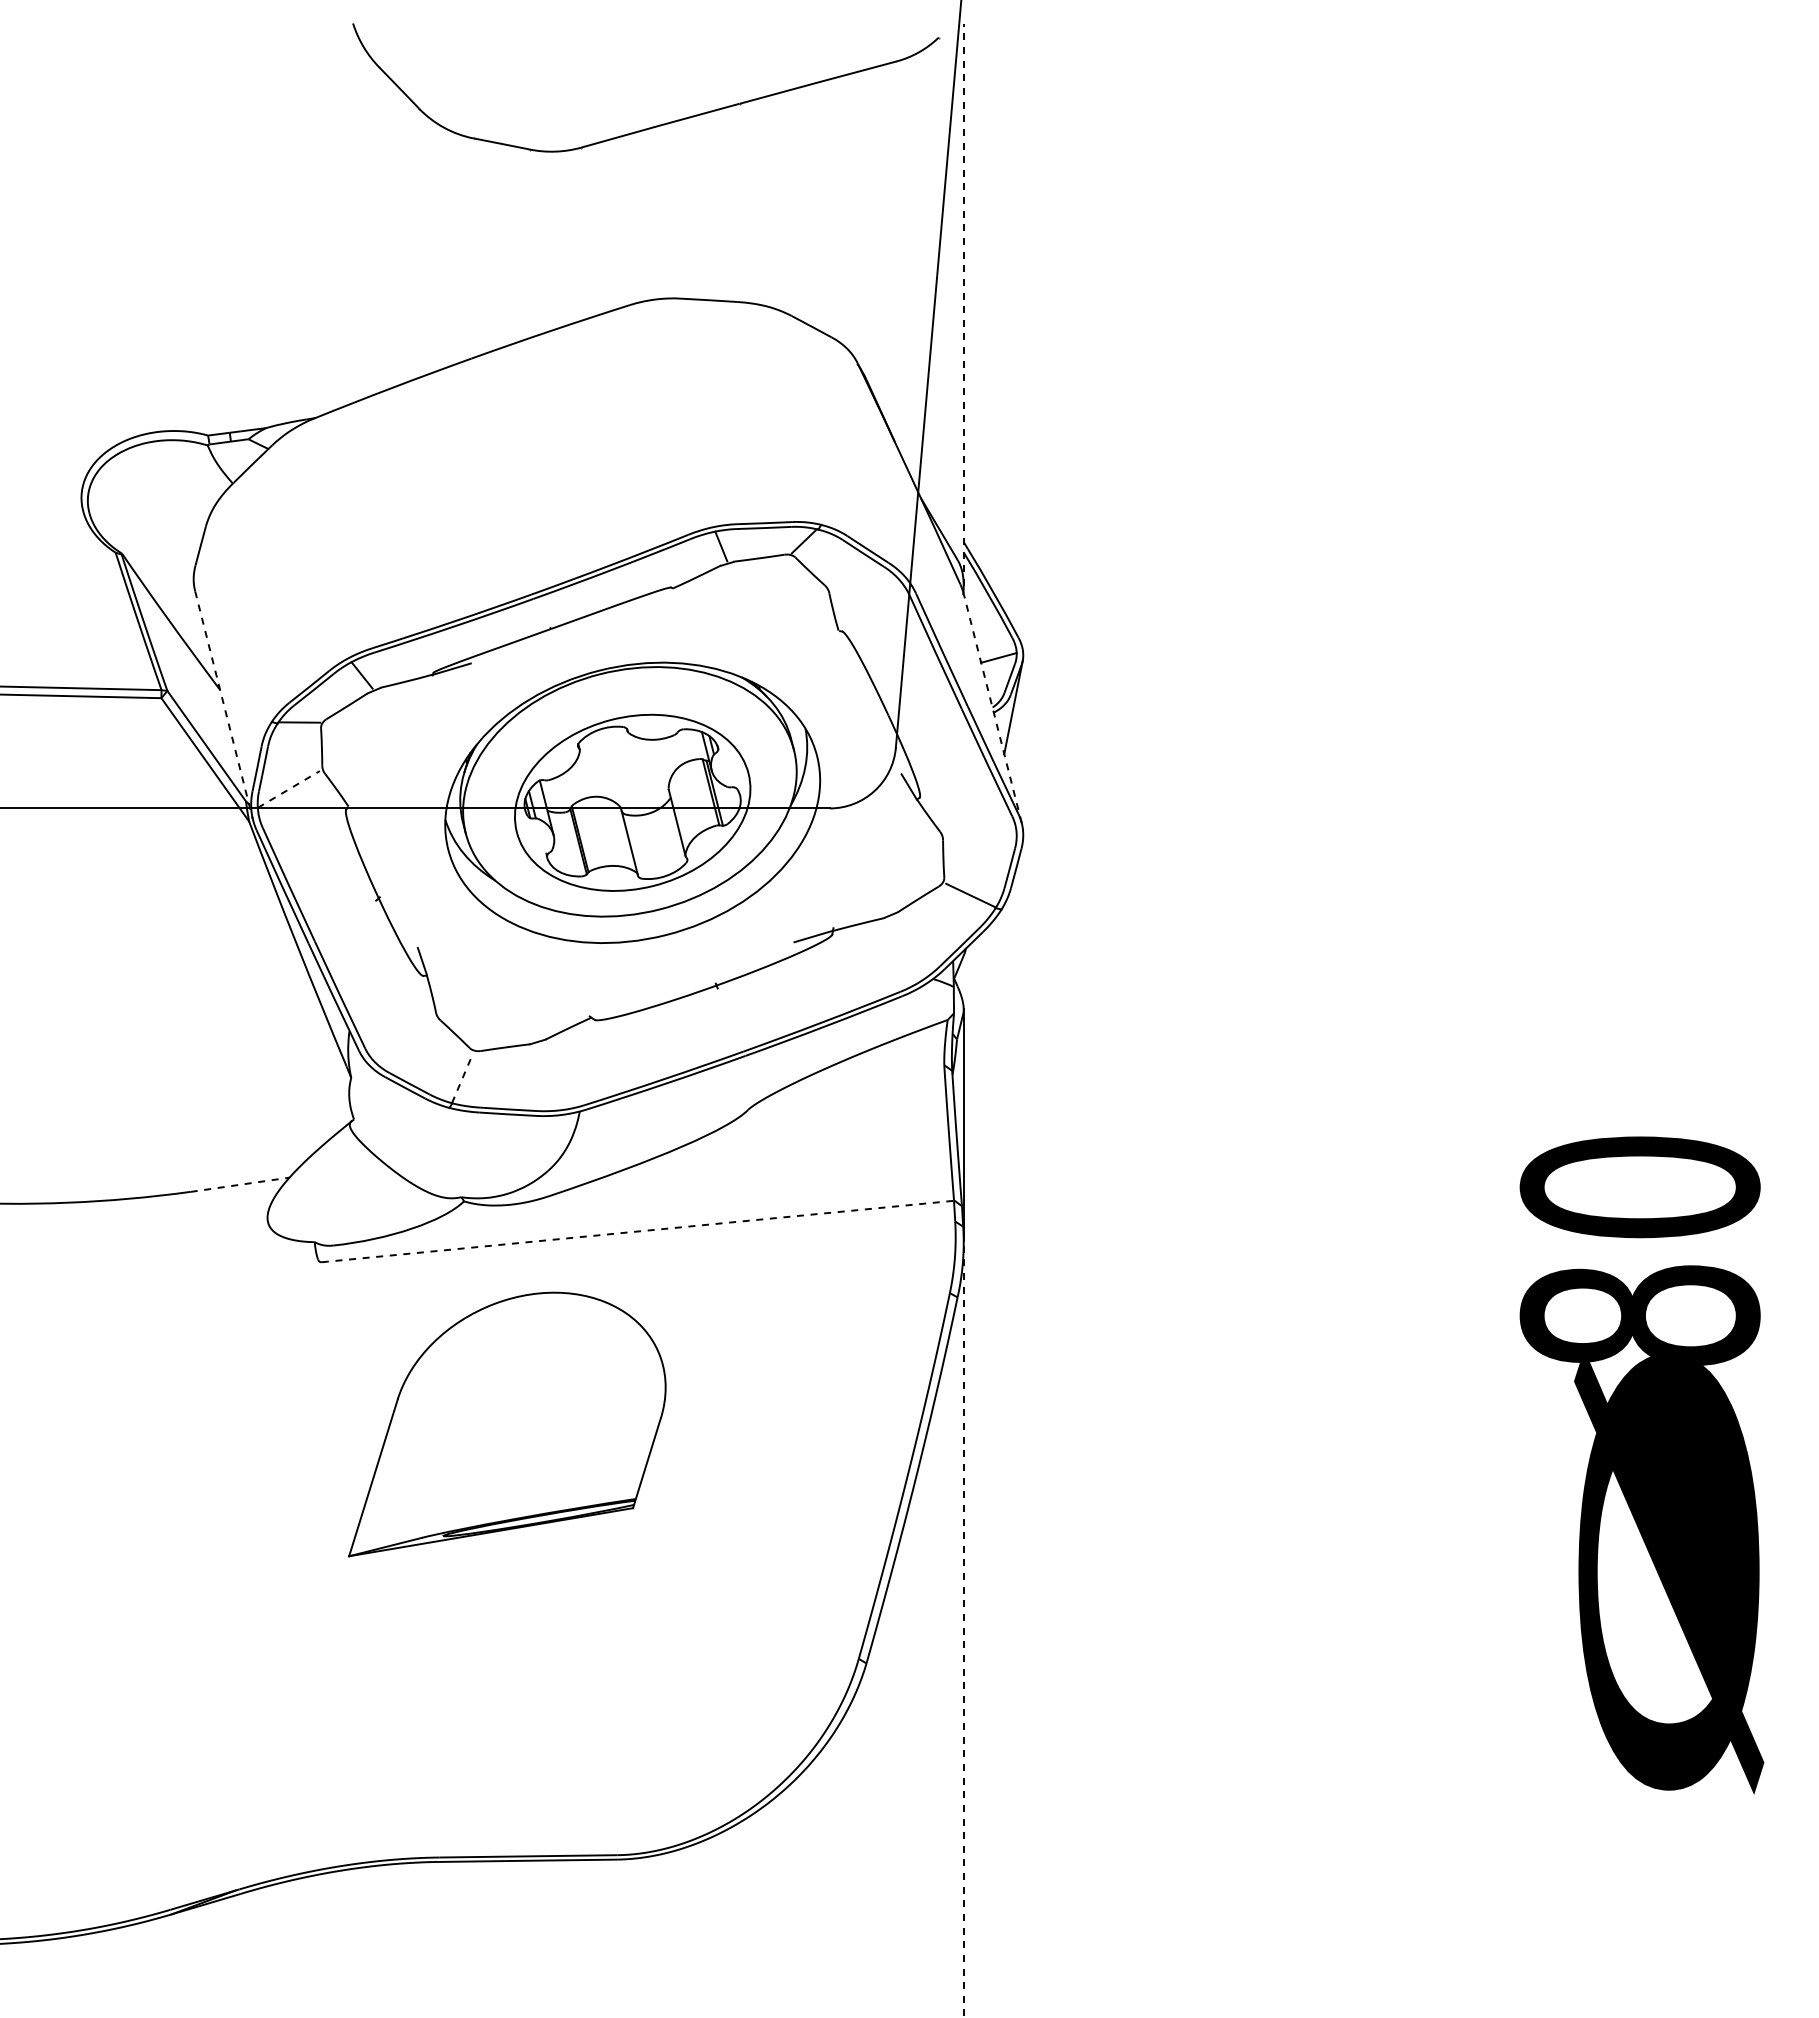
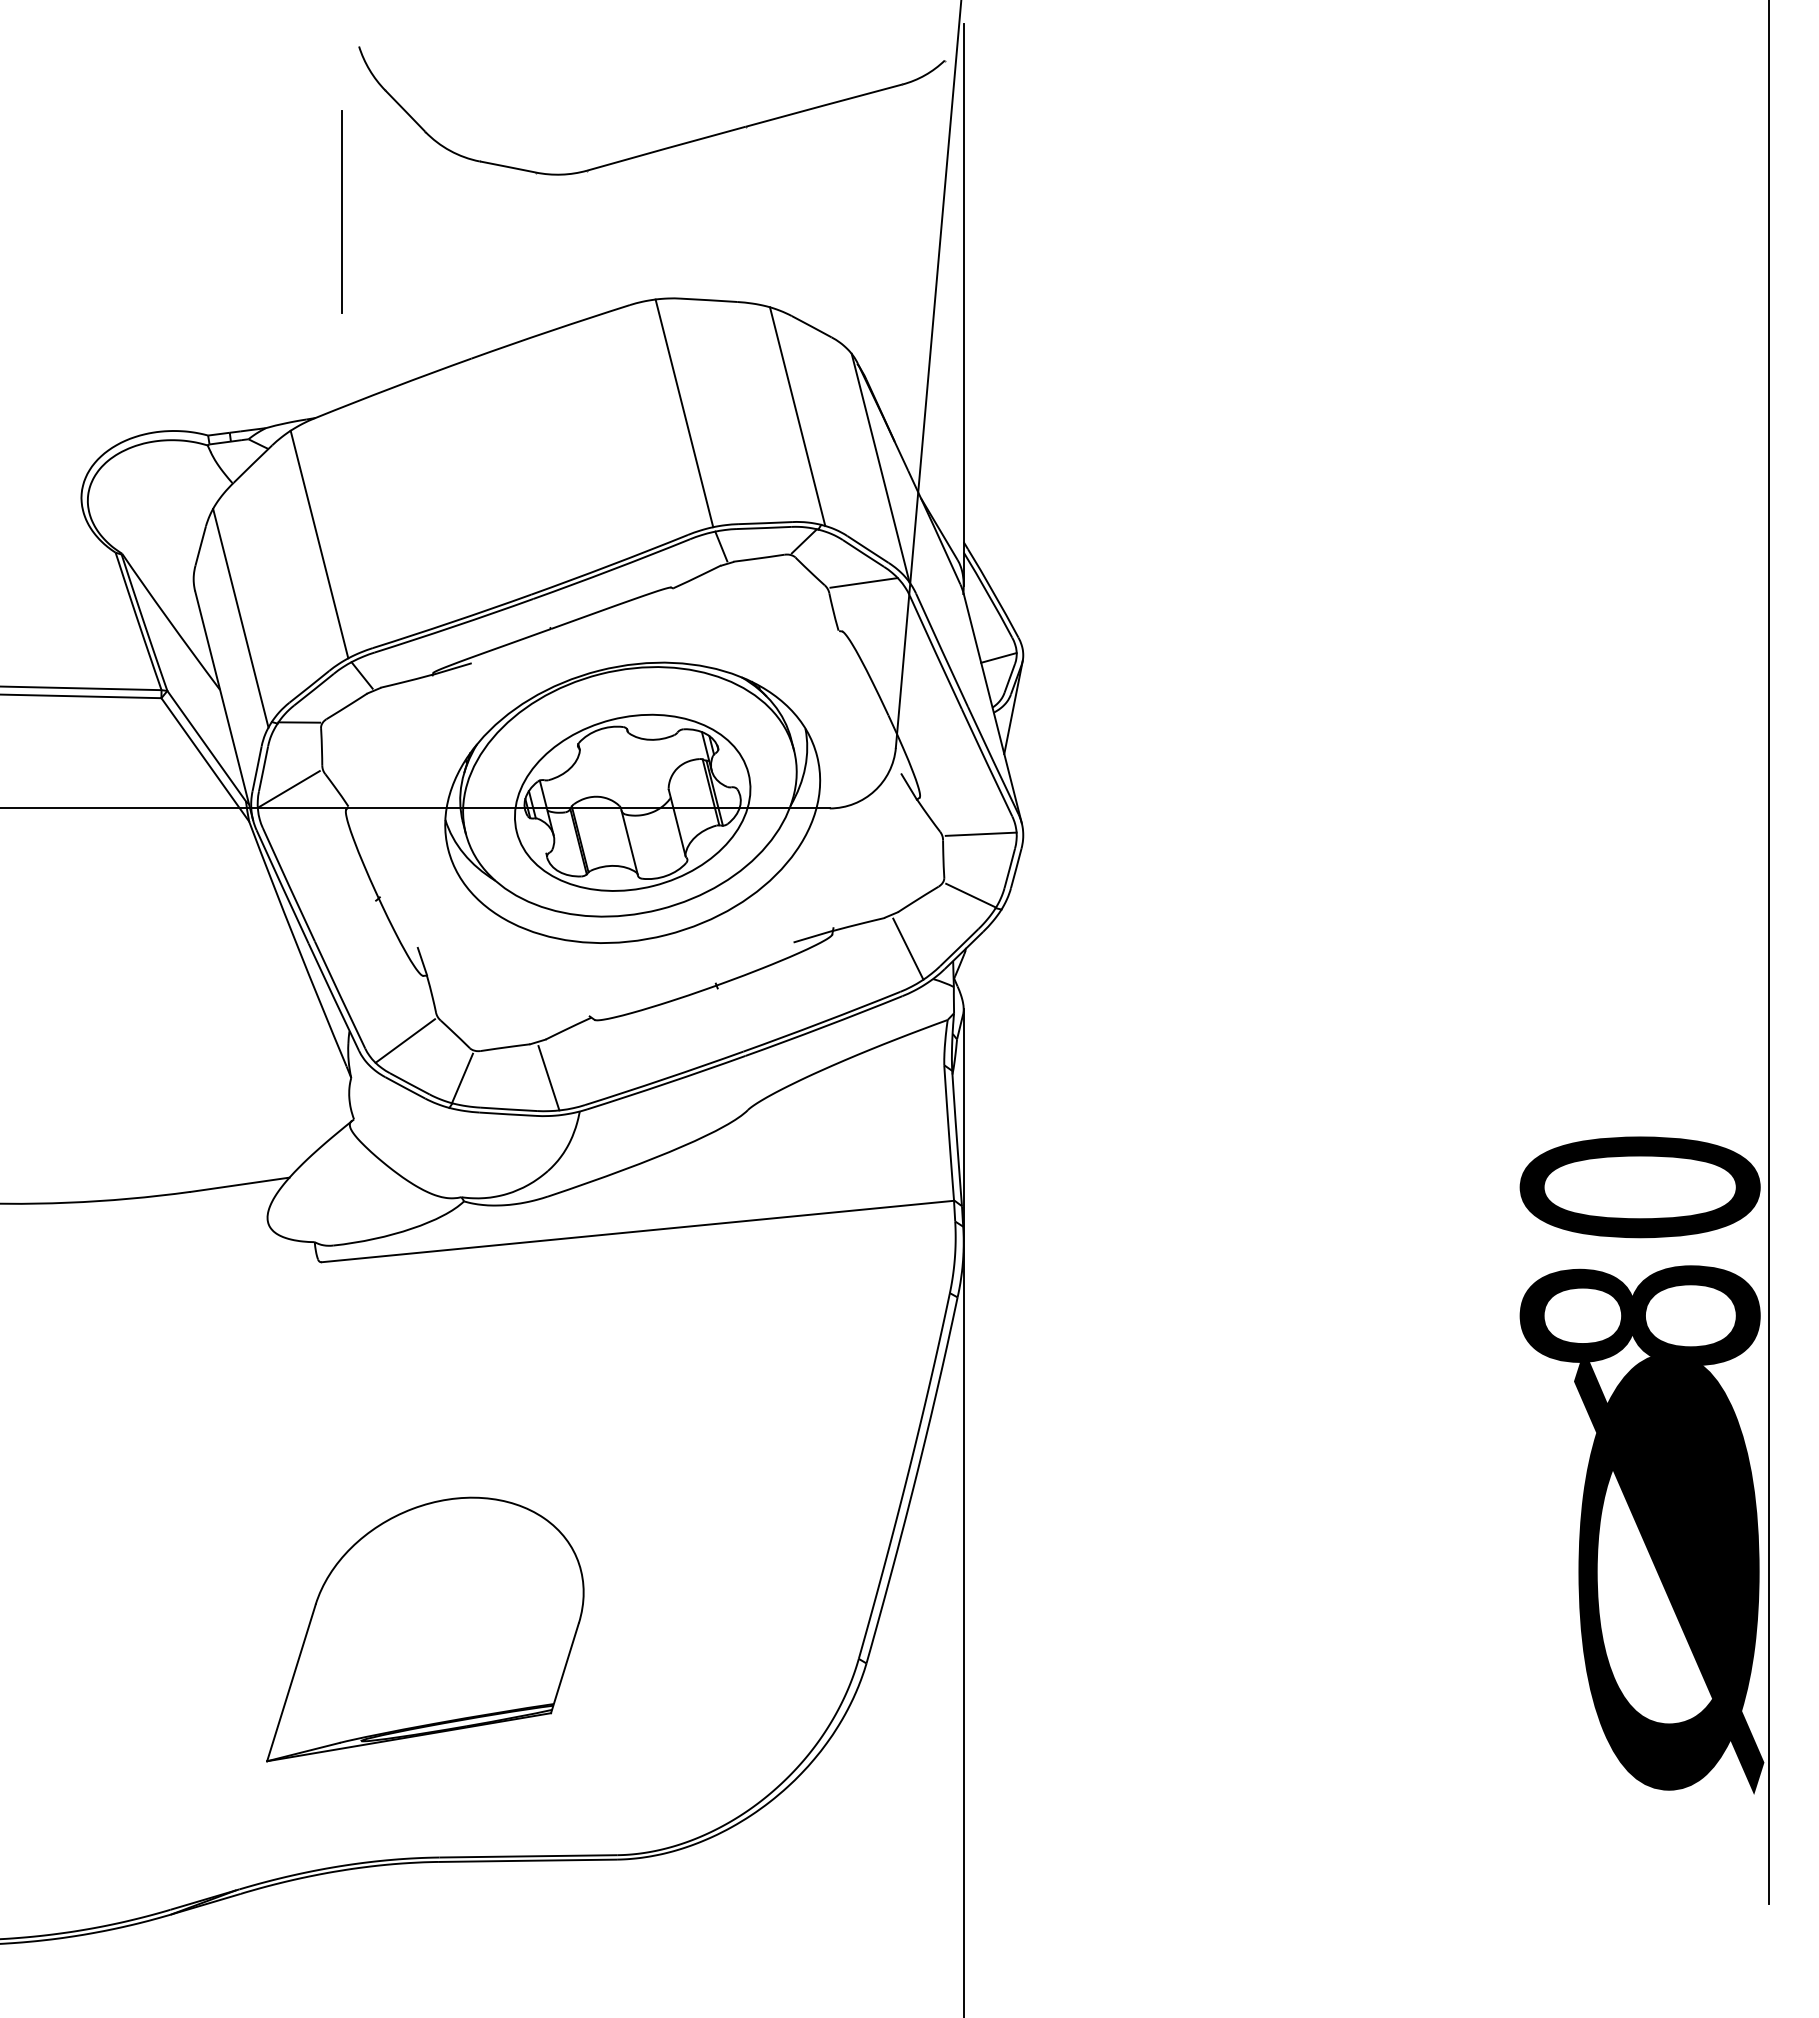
part position: (655, 125) -> (661, 148) (661, 148)
line: none -> present (342, 211)
line: dashed -> solid (963, 305)
line: none -> present (684, 413)
line: none -> present (797, 416)
line: none -> present (880, 467)
line: none -> present (319, 544)
line: none -> present (863, 582)
line: none -> present (240, 617)
line: dashed -> solid (224, 705)
line: dashed -> solid (992, 708)
line: dashed -> solid (289, 789)
line: none -> present (980, 833)
line: none -> present (908, 948)
line: none -> present (1768, 953)
line: none -> present (405, 1040)
line: dashed -> solid (462, 1078)
line: none -> present (548, 1078)
line: dashed -> solid (240, 1184)
line: dashed -> solid (637, 1231)
part position: (507, 1424) -> (425, 1629) (425, 1629)
line: dashed -> solid (963, 1628)
